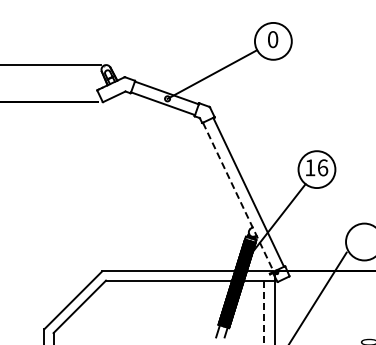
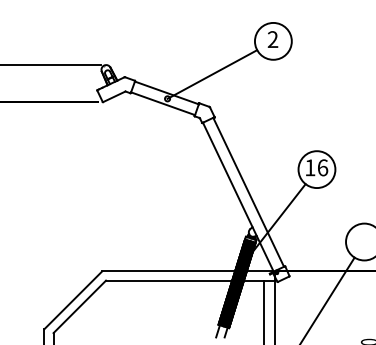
text: 0 -> 2 (272, 39)
line: dashed -> solid (238, 197)
line position: (318, 296) -> (327, 299) (327, 299)
line: dashed -> solid (263, 312)
